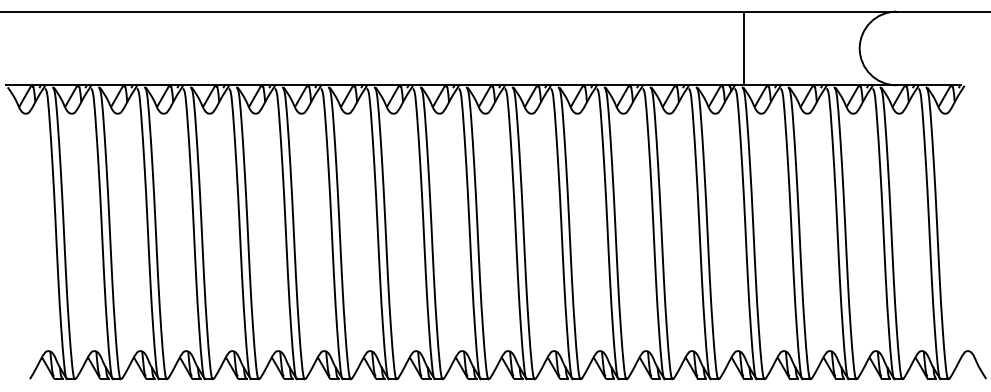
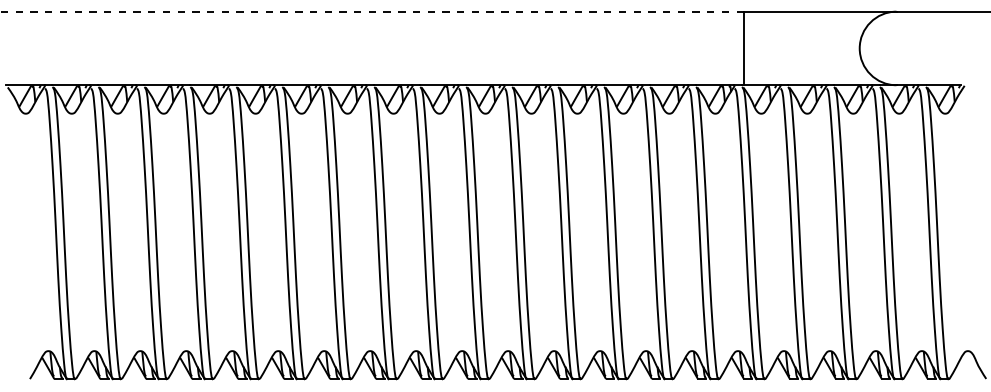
line: solid -> dashed (371, 11)
